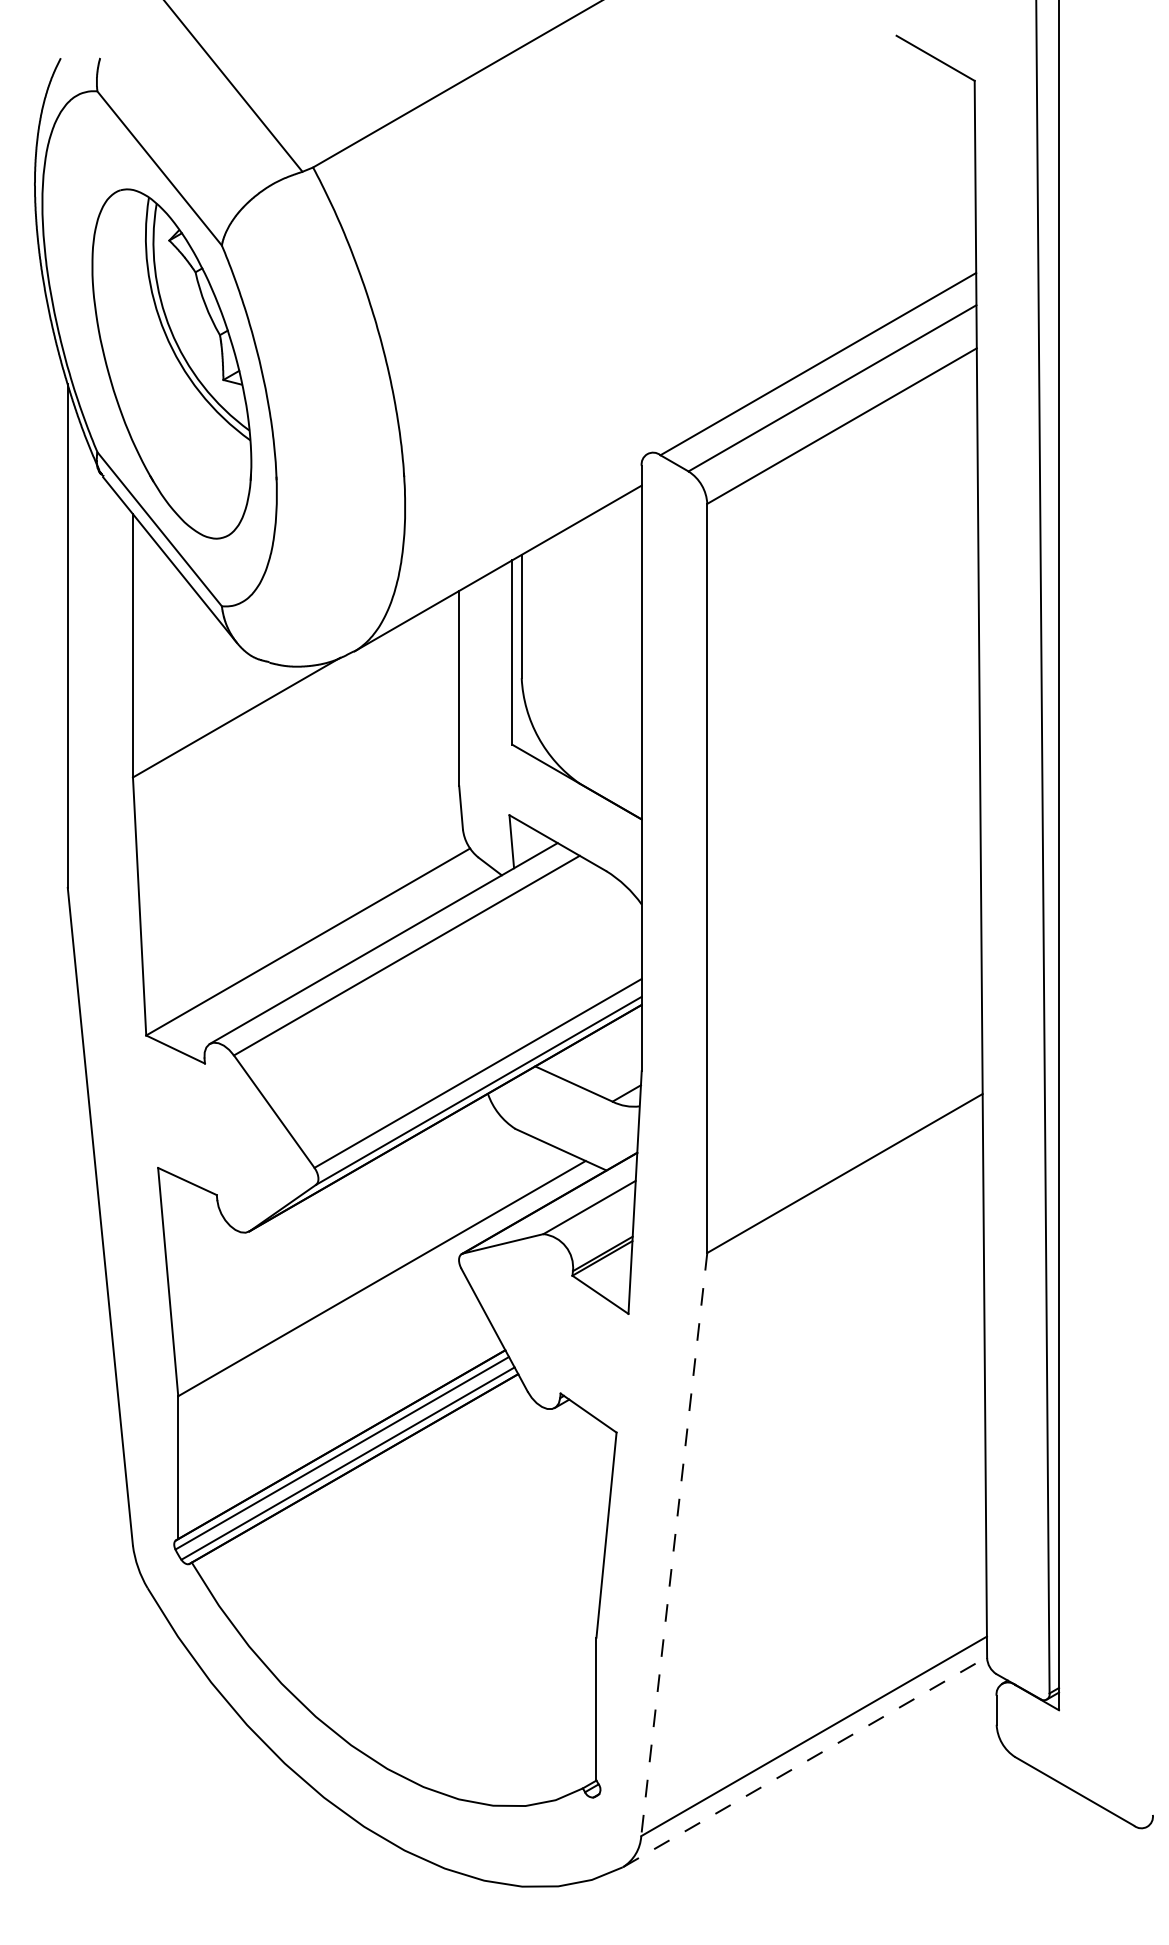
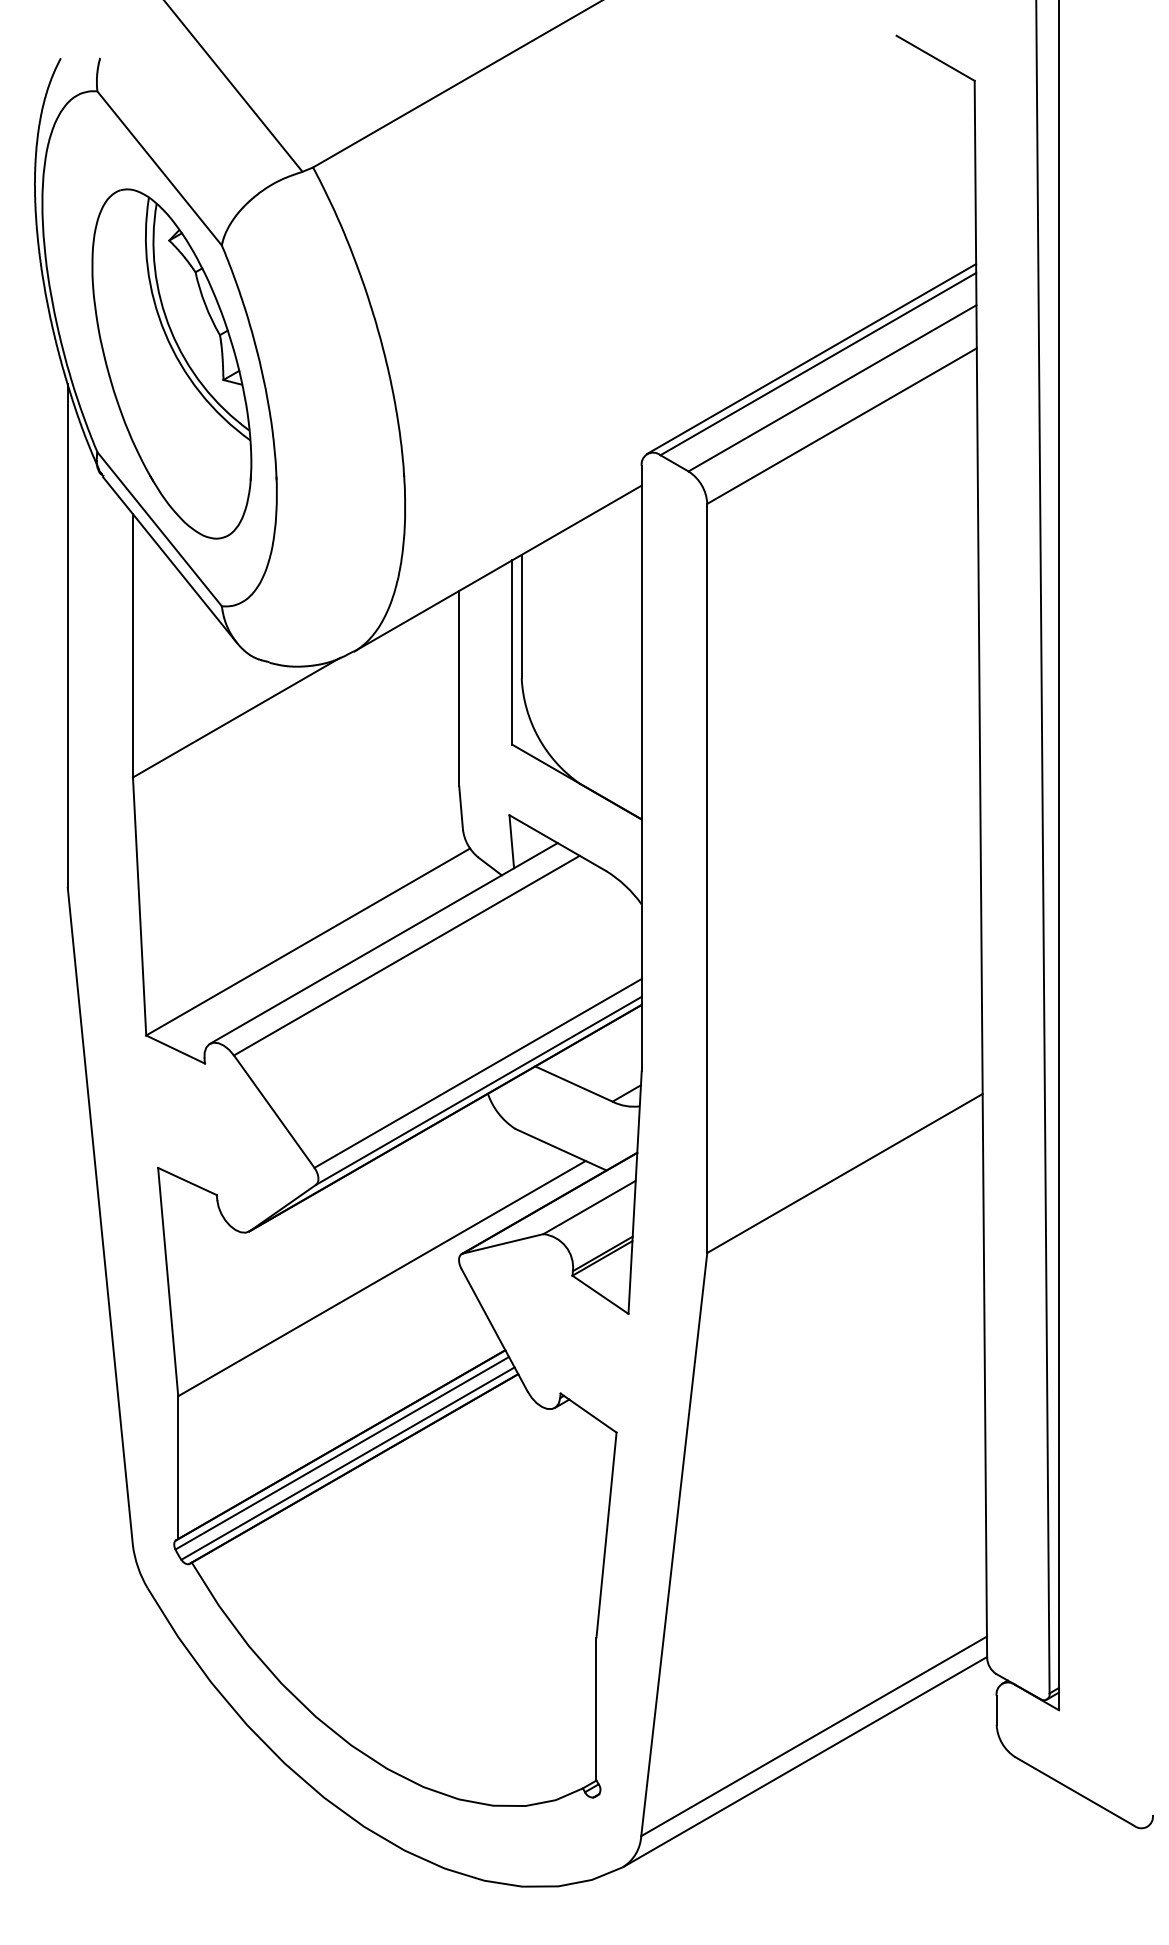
line: none -> present (811, 358)
line: dashed -> solid (674, 1545)
line: dashed -> solid (805, 1761)
